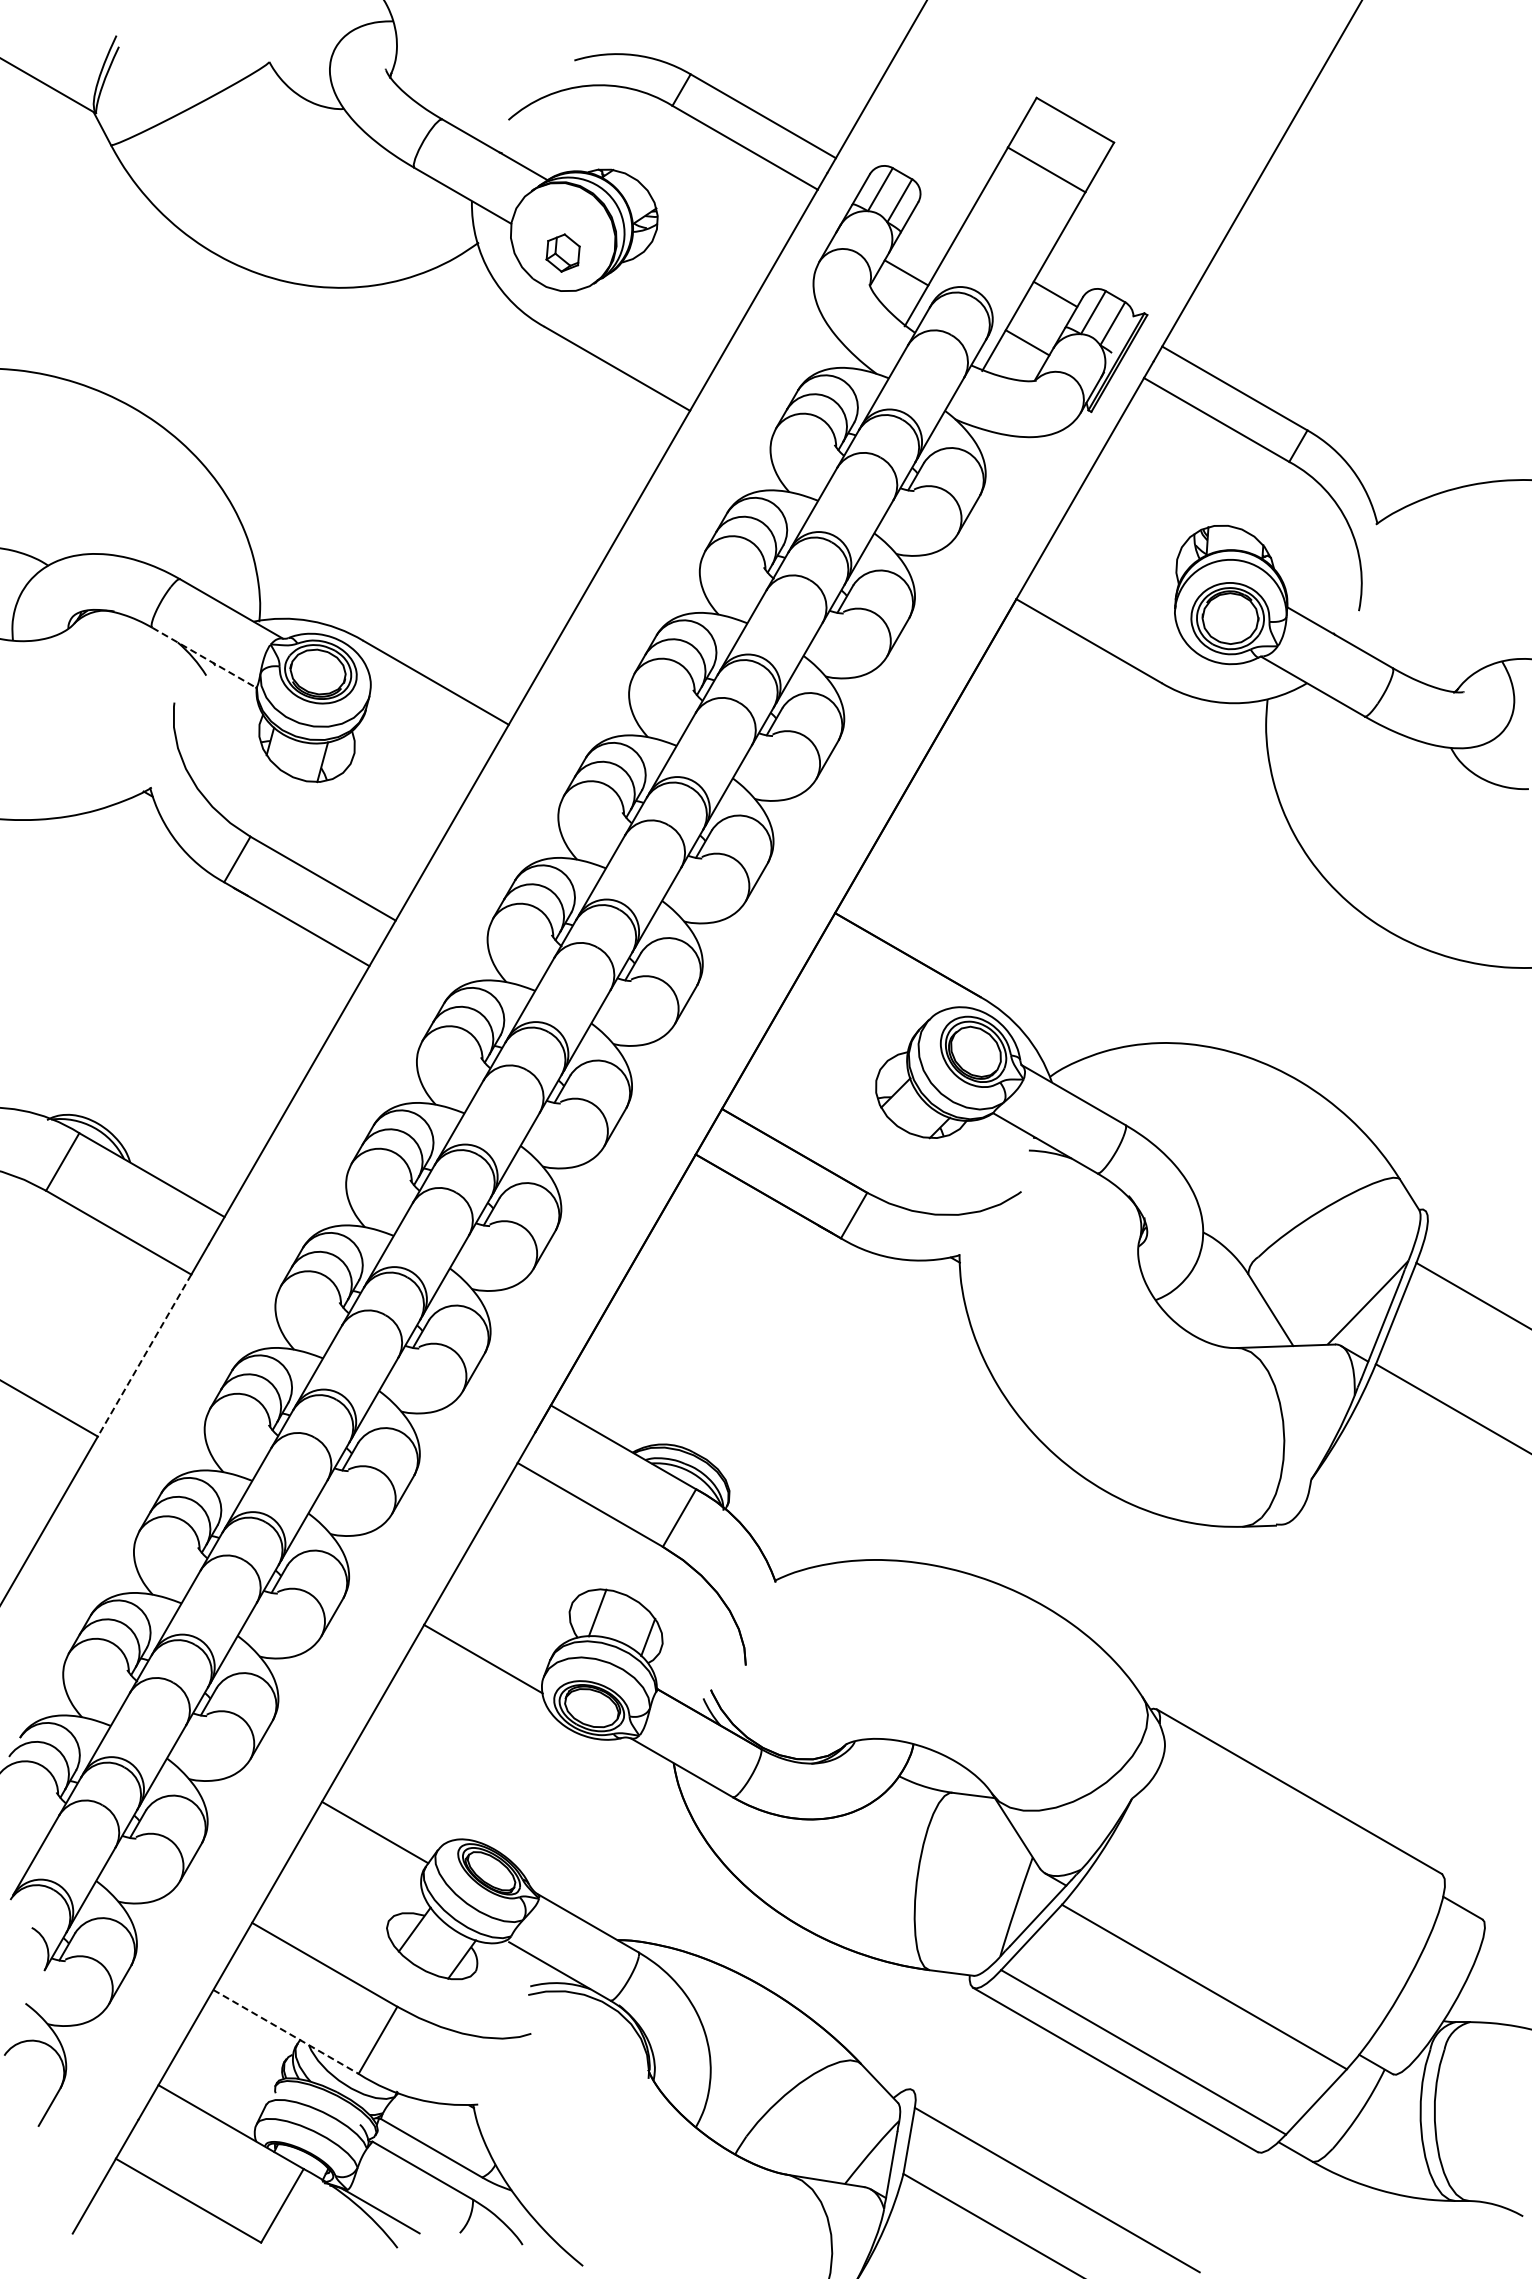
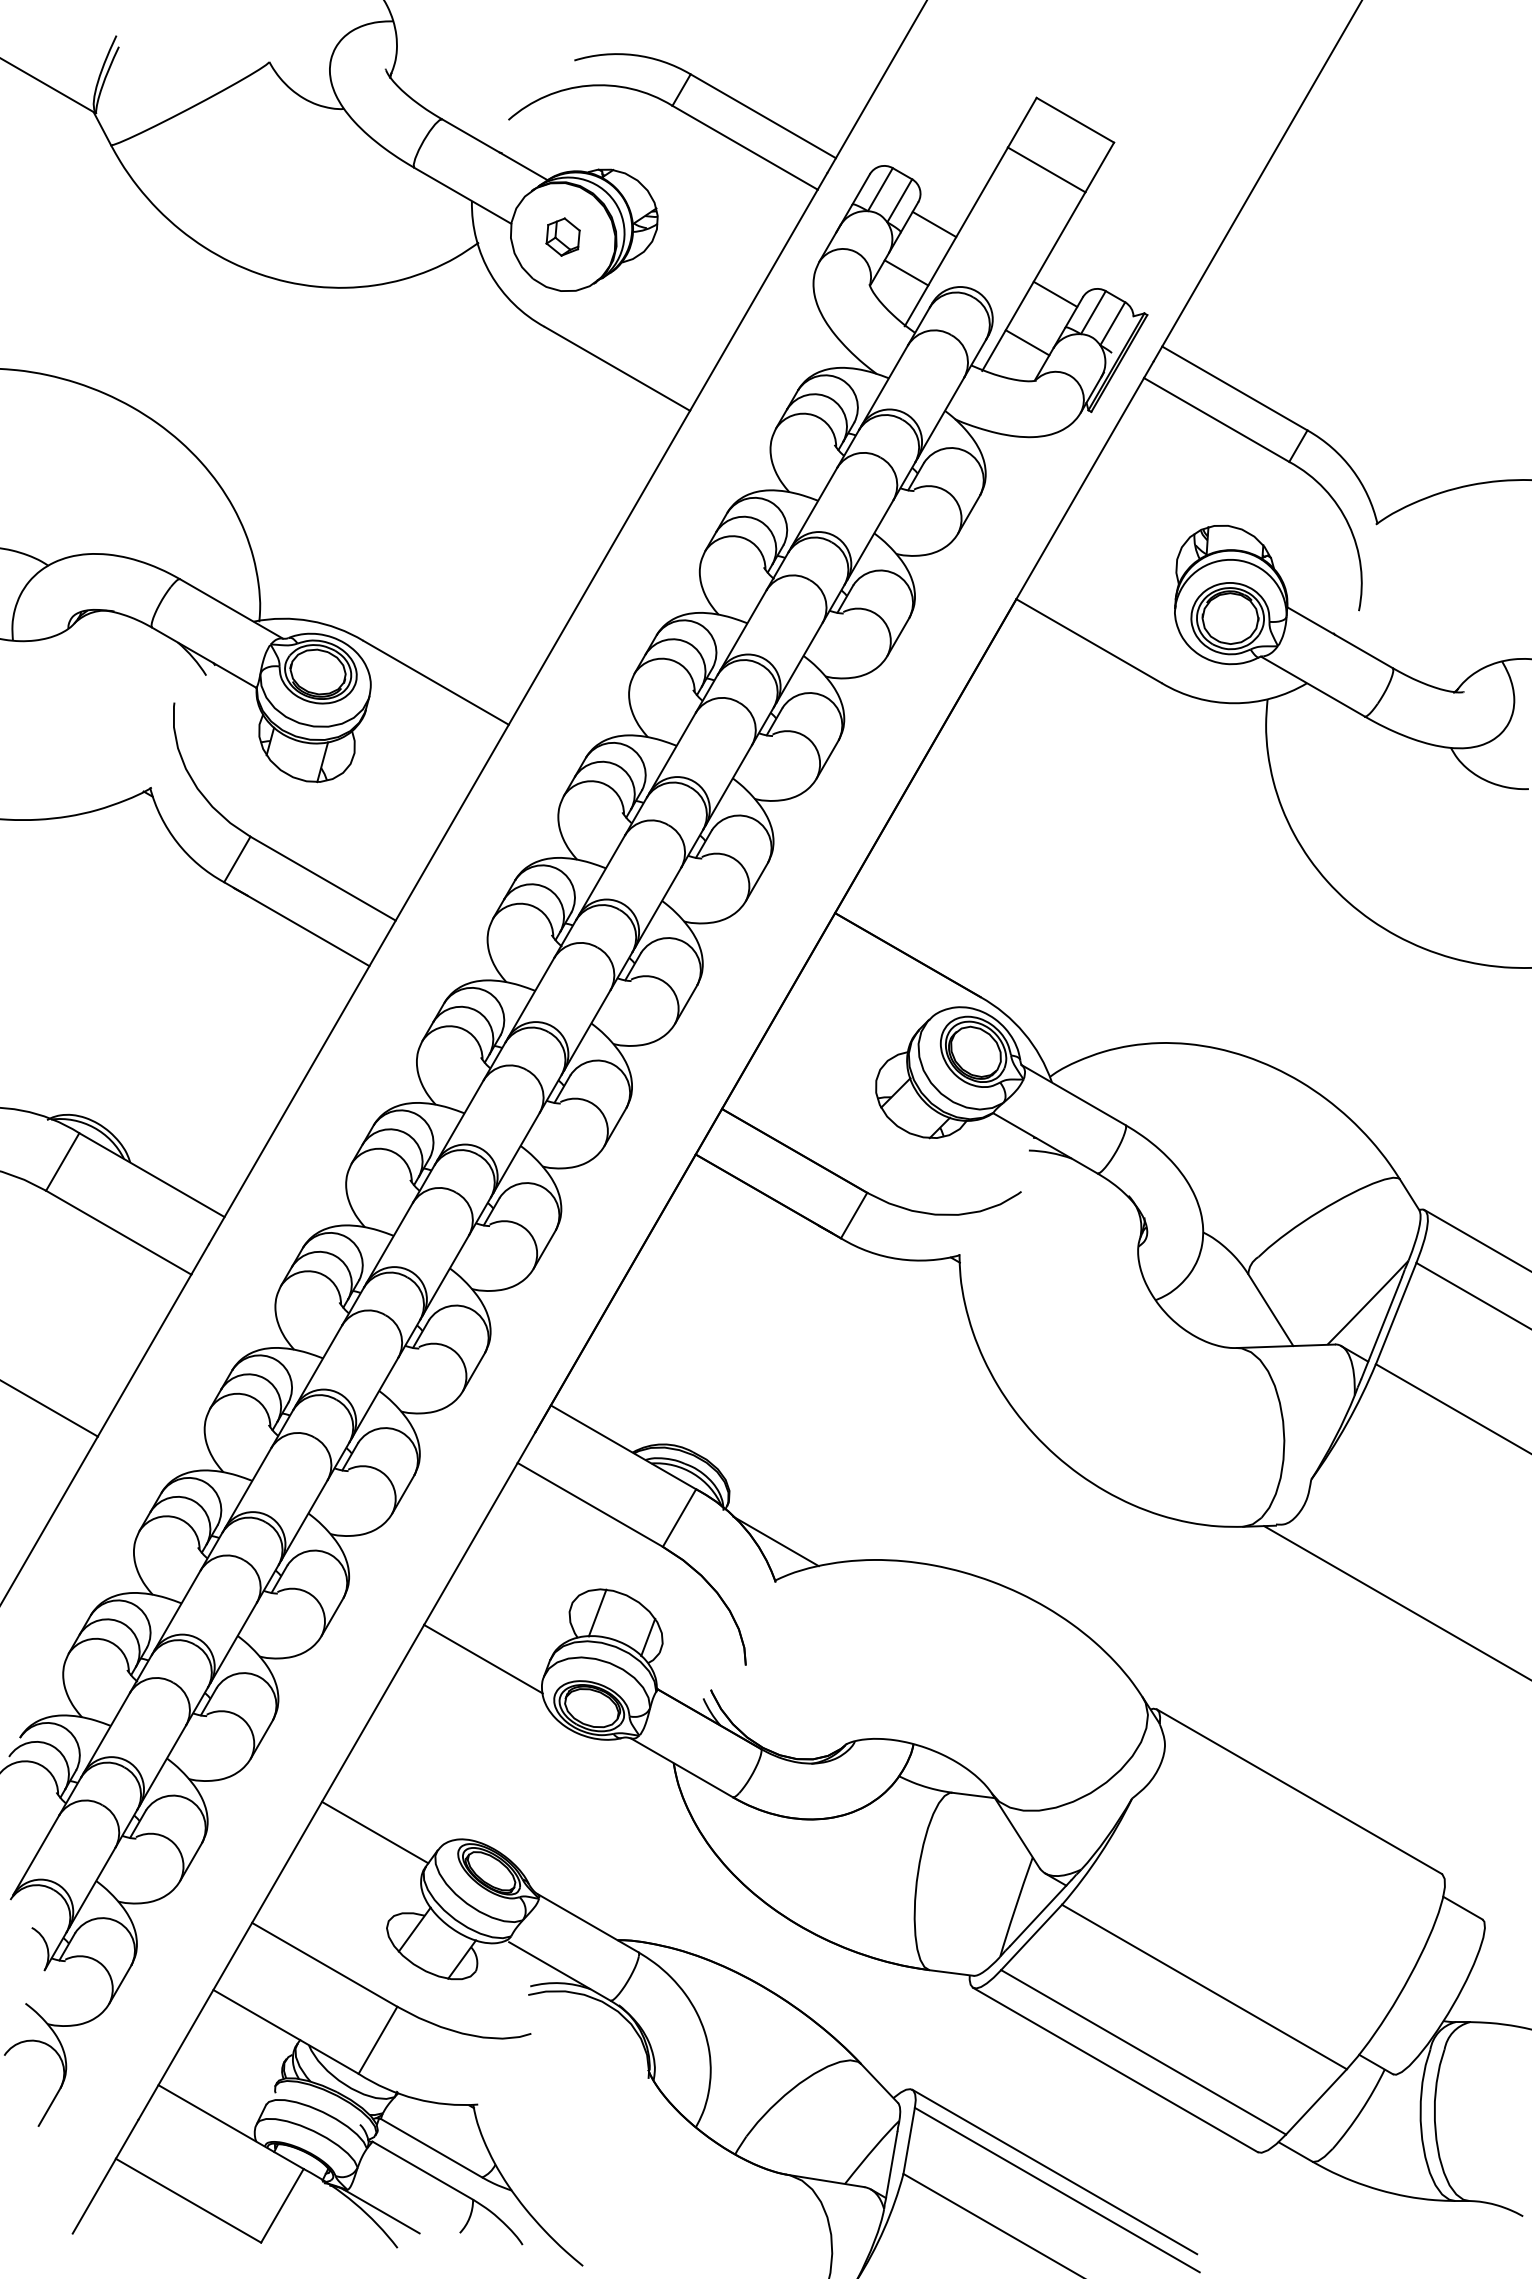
line: none -> present (934, 224)
part position: (562, 252) -> (562, 236) (562, 236)
line: dashed -> solid (204, 657)
line: none -> present (1476, 1240)
line: dashed -> solid (144, 1355)
line: none -> present (775, 1541)
line: none -> present (1396, 1602)
line: dashed -> solid (286, 2031)
line: none -> present (1054, 2171)
